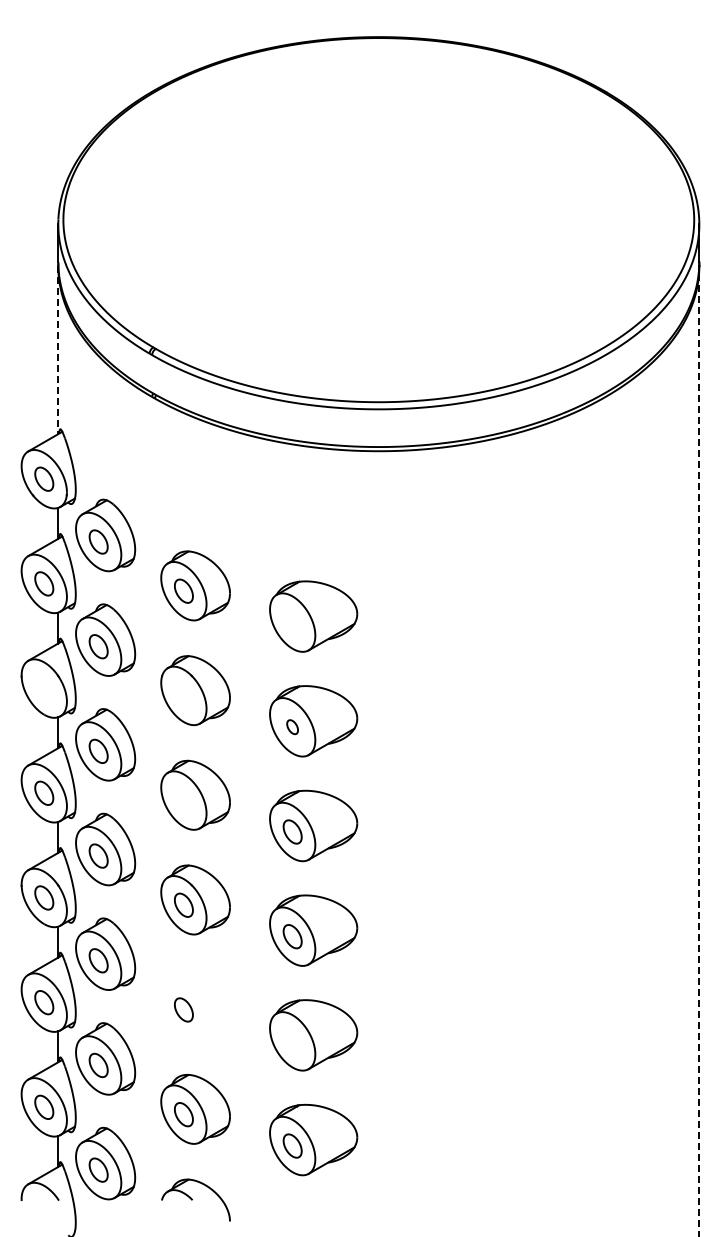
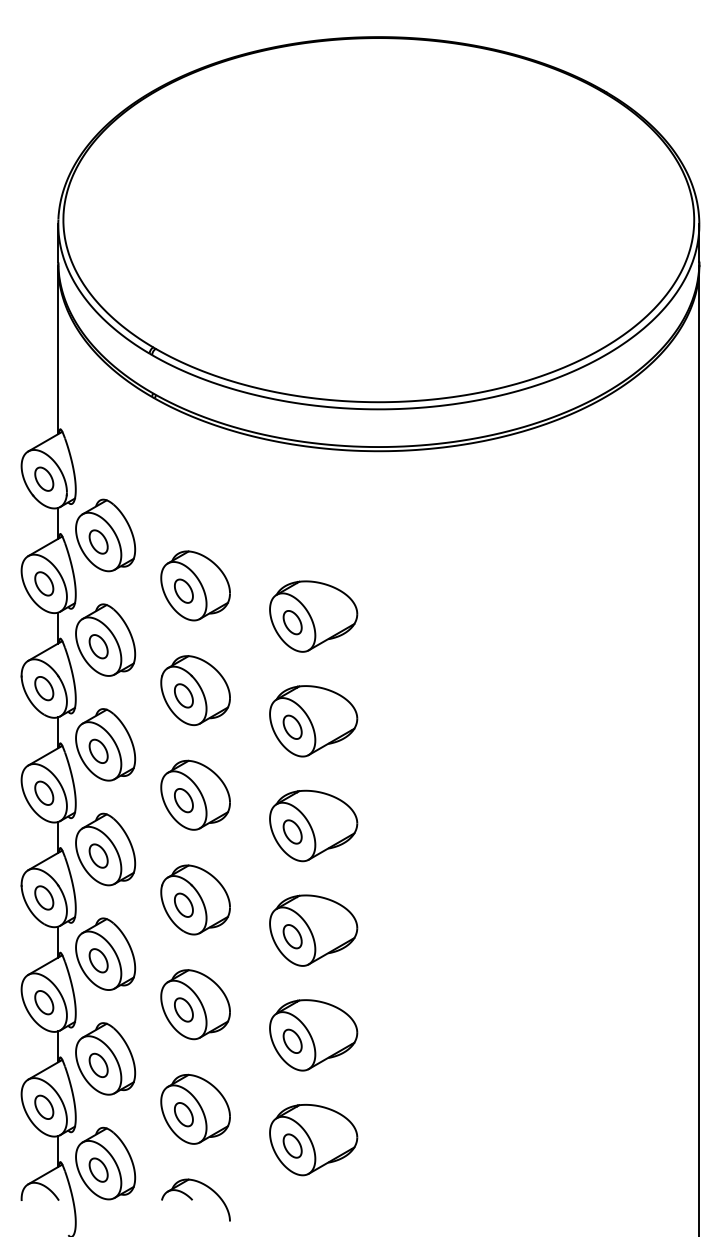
line: dashed -> solid (58, 350)
part: none -> present (292, 622)
part: none -> present (44, 688)
part: none -> present (183, 695)
part size: 13x17 px -> 21x26 px (292, 726)
line: dashed -> solid (699, 751)
part: none -> present (183, 800)
part: none -> present (195, 1004)
part: none -> present (292, 1040)
